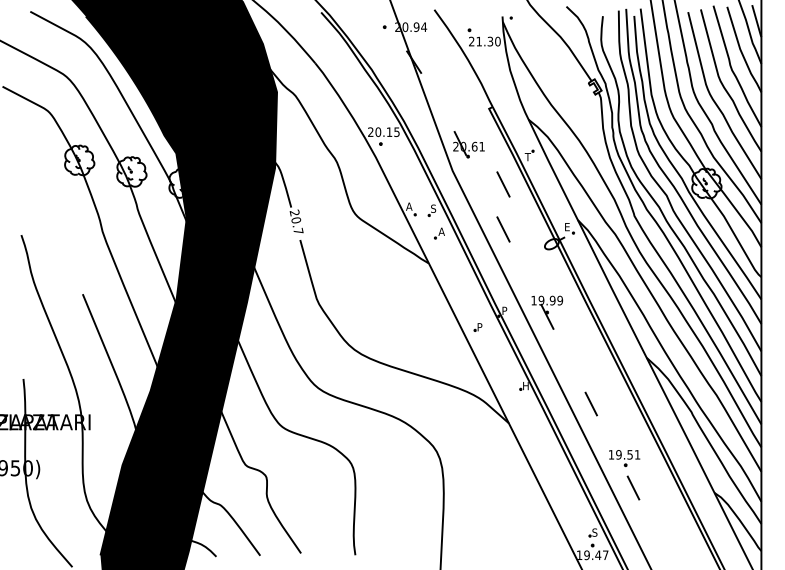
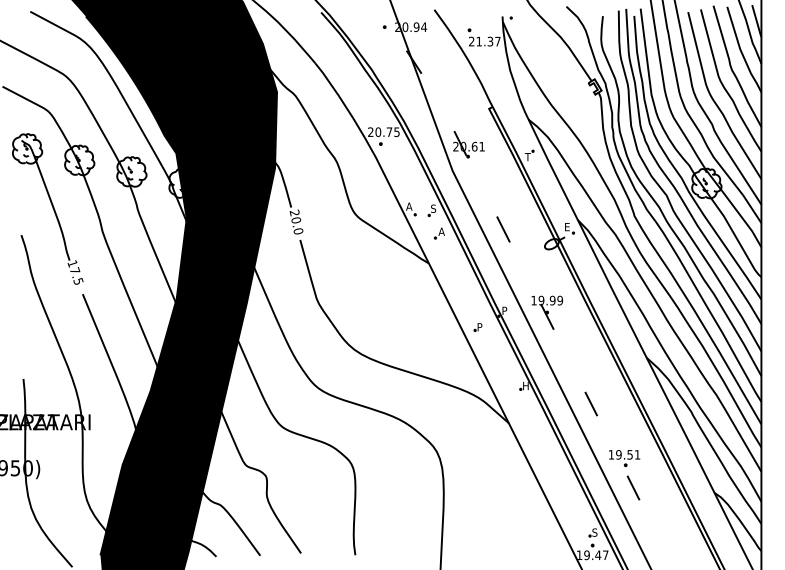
text: 21.30 -> 21.37 (497, 41)
text: 20.15 -> 20.75 (389, 131)
line: present -> none (503, 184)
part: none -> present (47, 208)
text: 20.7 -> 20.0 (298, 230)
